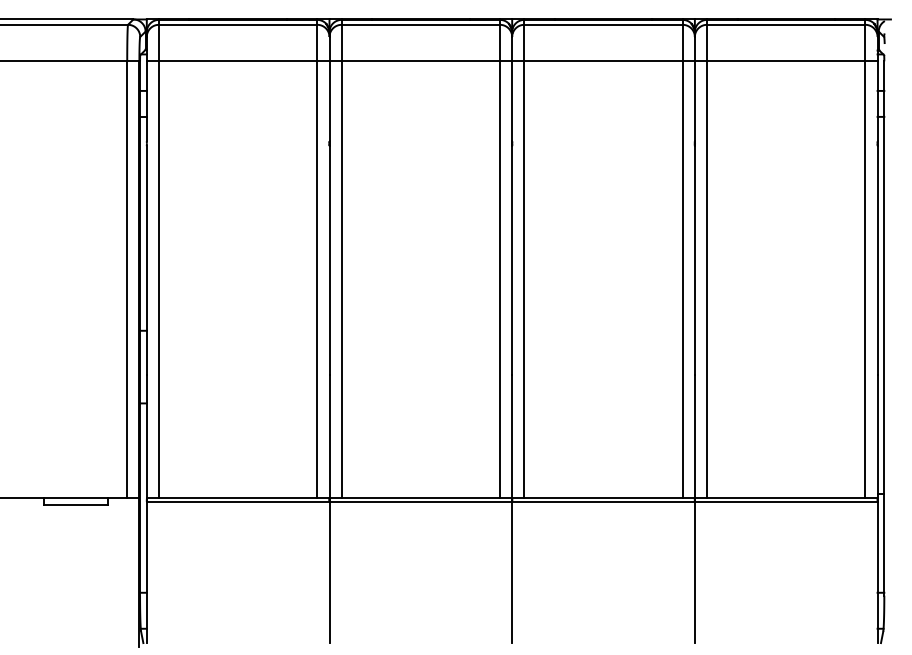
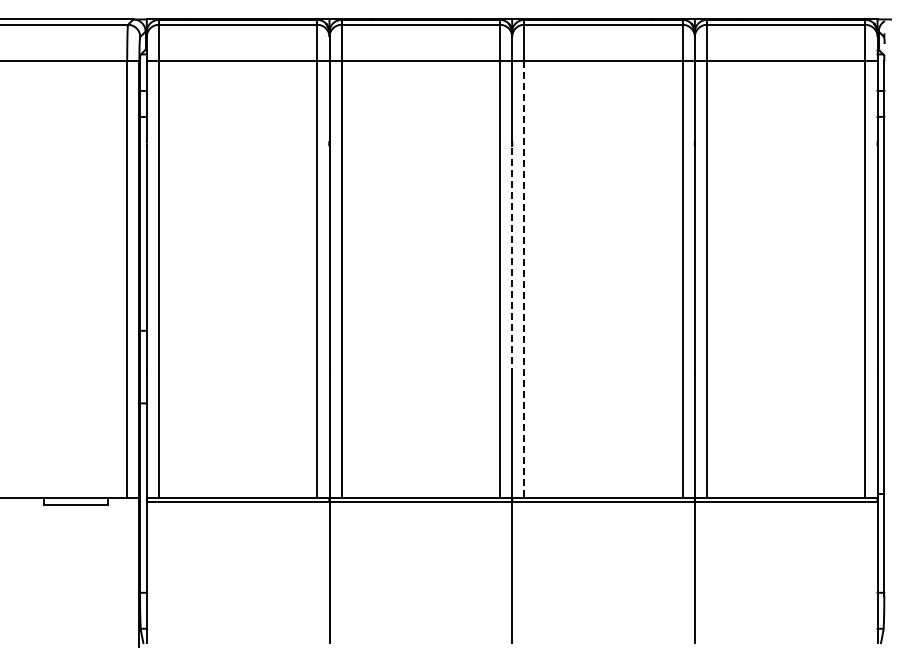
line: solid -> dashed (512, 260)
line: solid -> dashed (524, 280)
